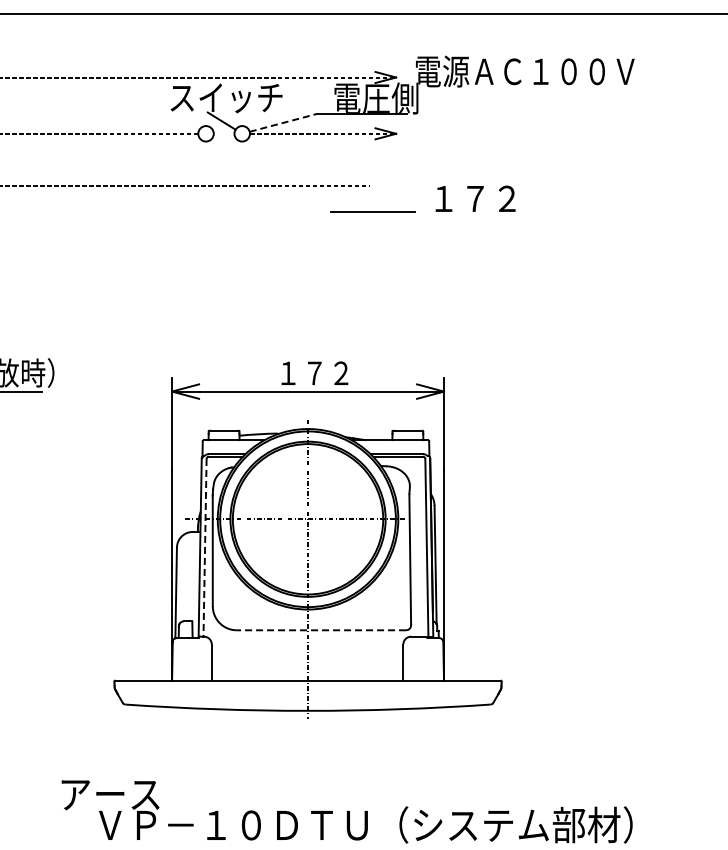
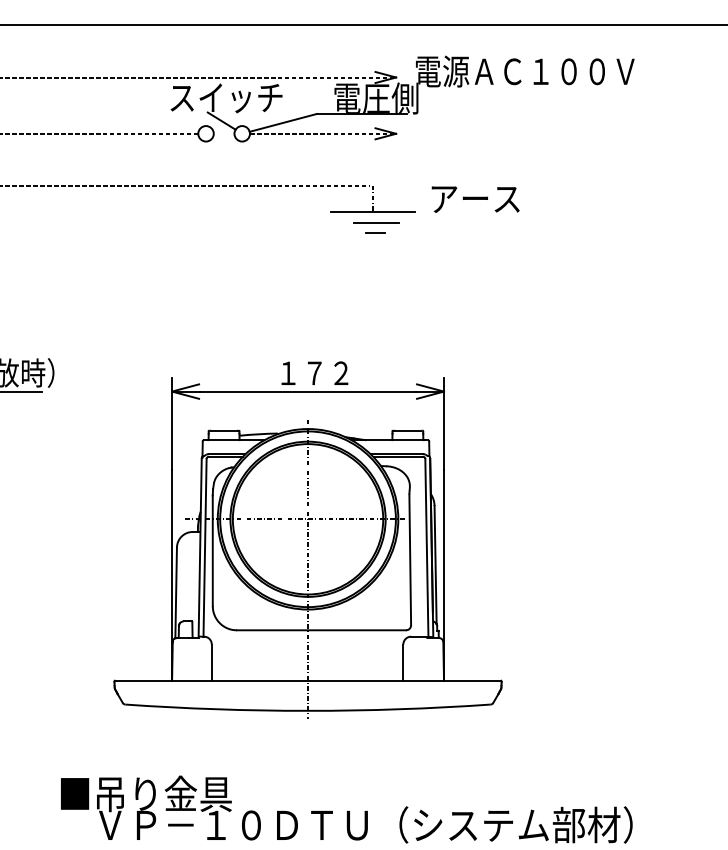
line position: (363, 14) -> (363, 25) (363, 25)
line: dashed -> solid (283, 122)
line: none -> present (373, 198)
text: １７２ -> アース (475, 198)
line: none -> present (375, 222)
line: none -> present (375, 232)
line: dashed -> solid (205, 547)
line: dashed -> solid (321, 630)
text: アース -> ■吊り金具 (146, 793)
